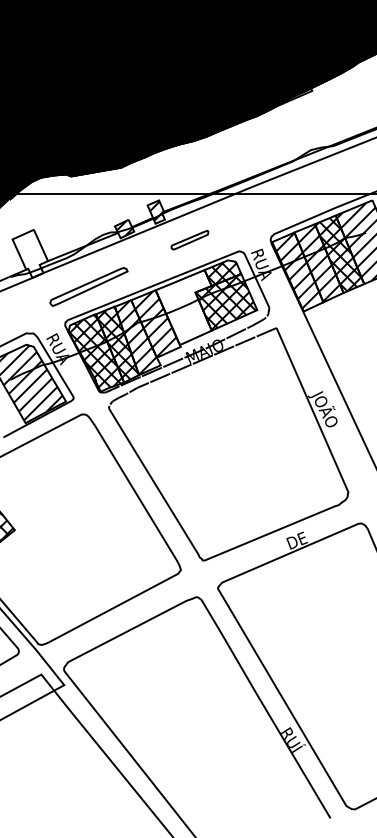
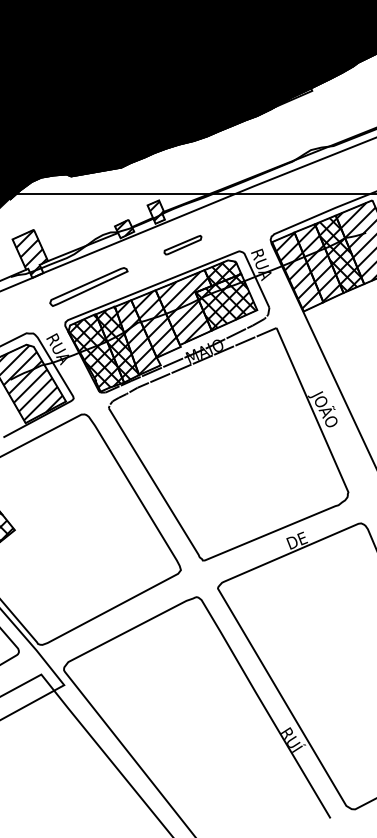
part position: (189, 240) -> (182, 245) (182, 245)
hatch: none -> present (31, 252)
hatch: none -> present (185, 306)
